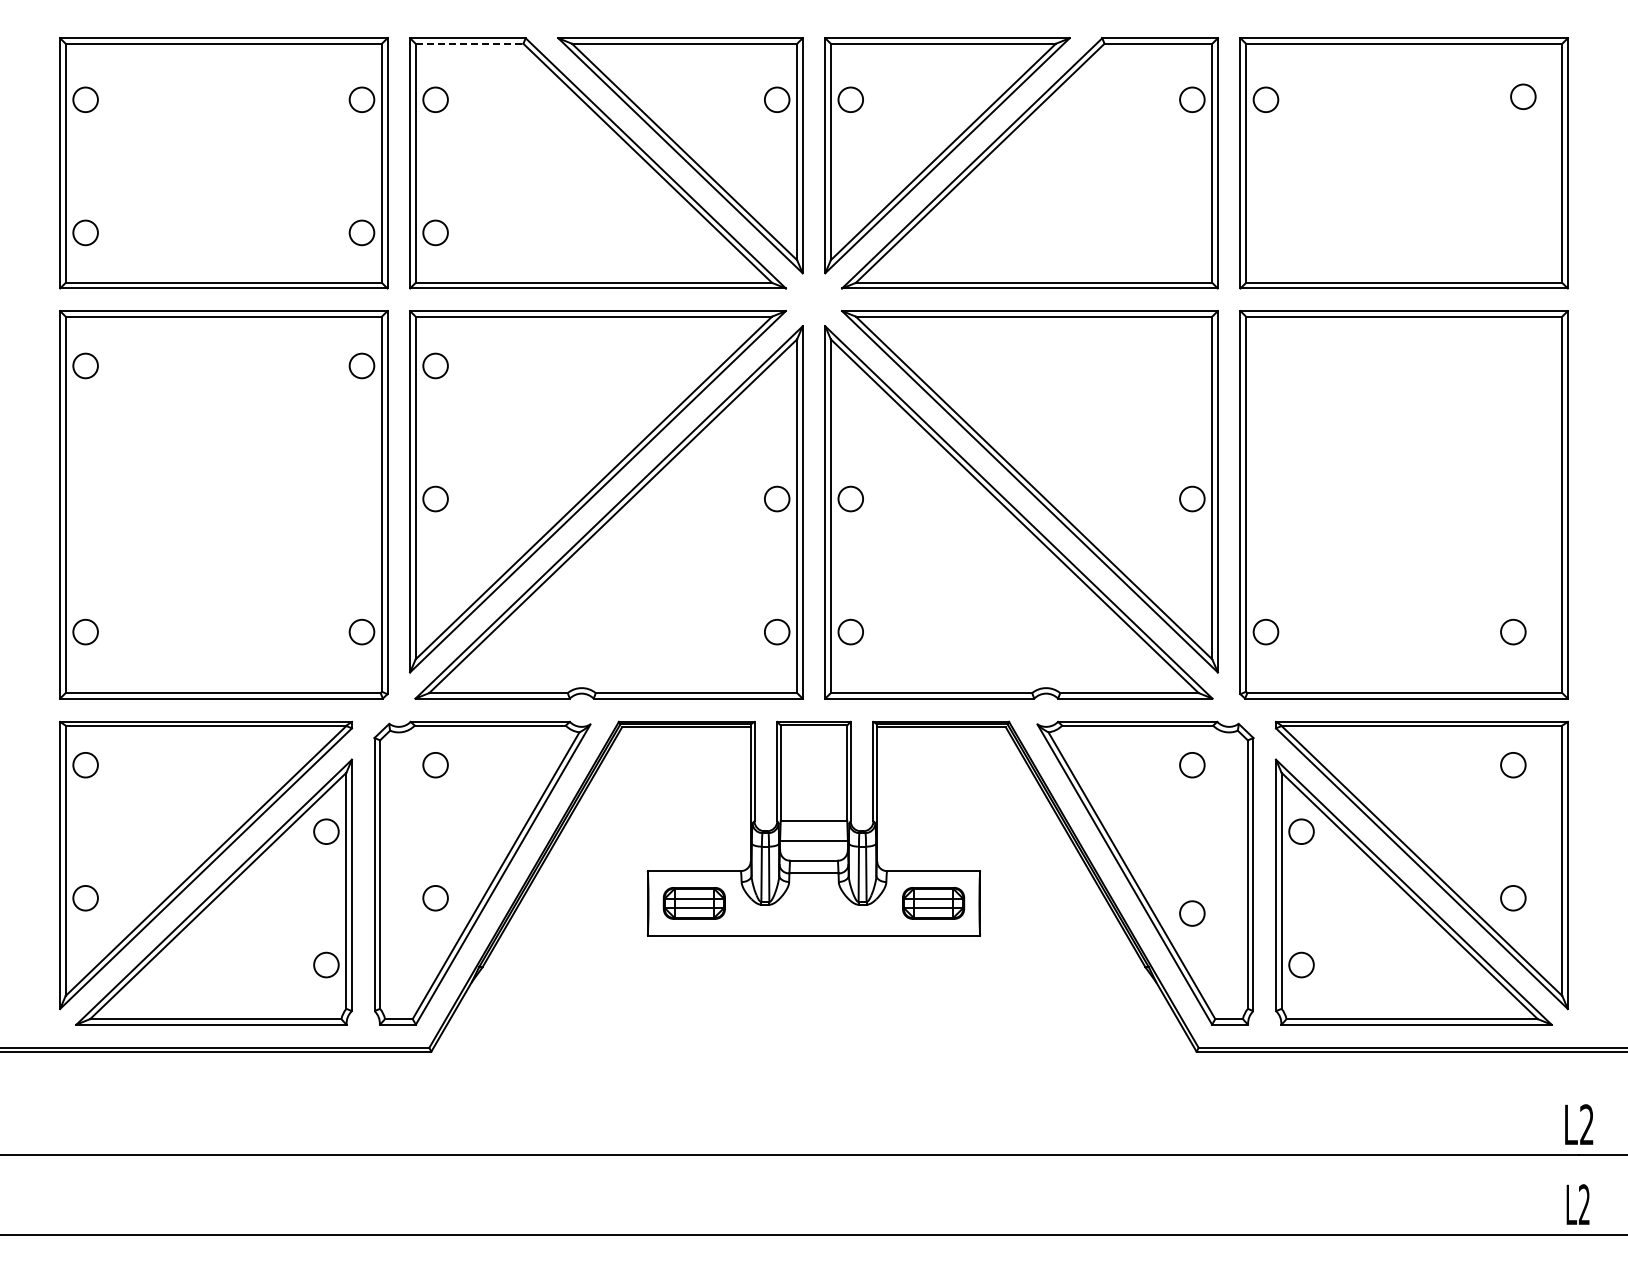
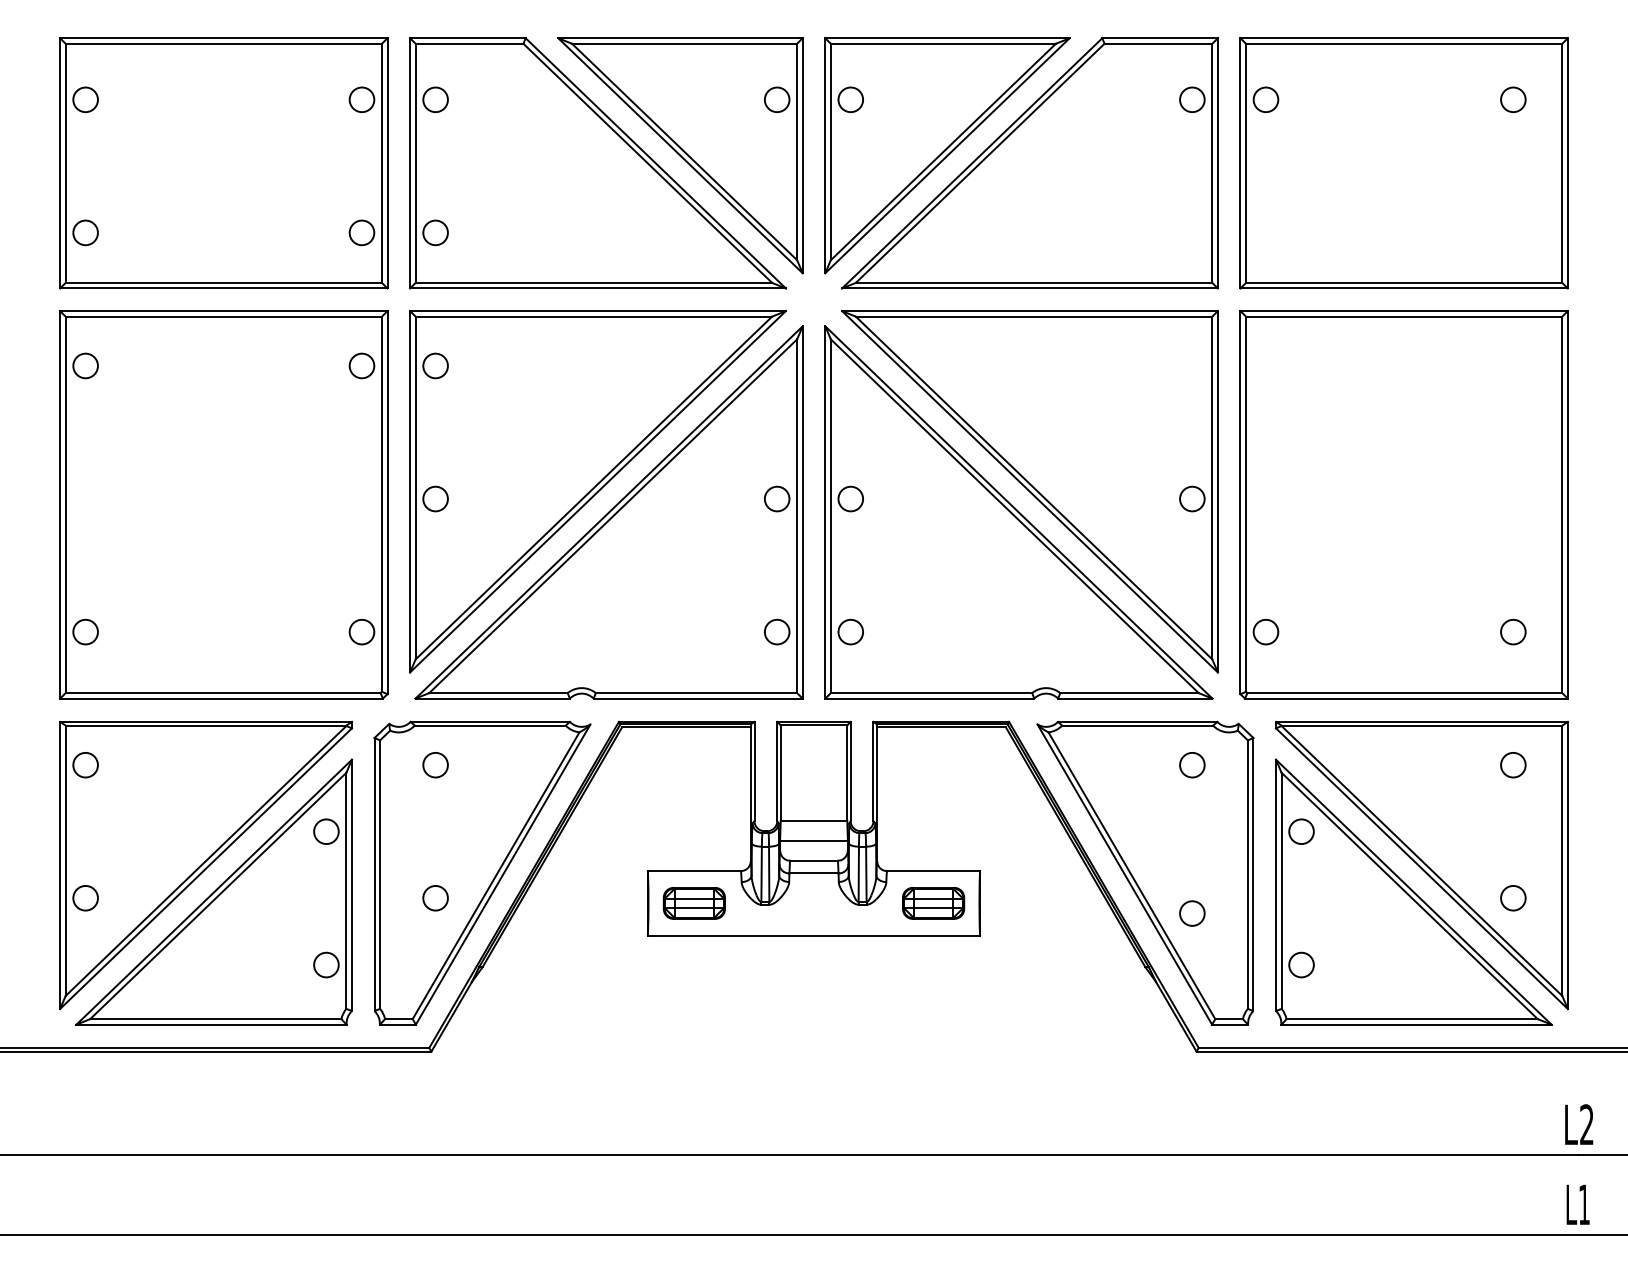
line: dashed -> solid (469, 43)
circle position: (1523, 96) -> (1513, 99) (1513, 99)
text: L2 -> L1 (1583, 1204)
